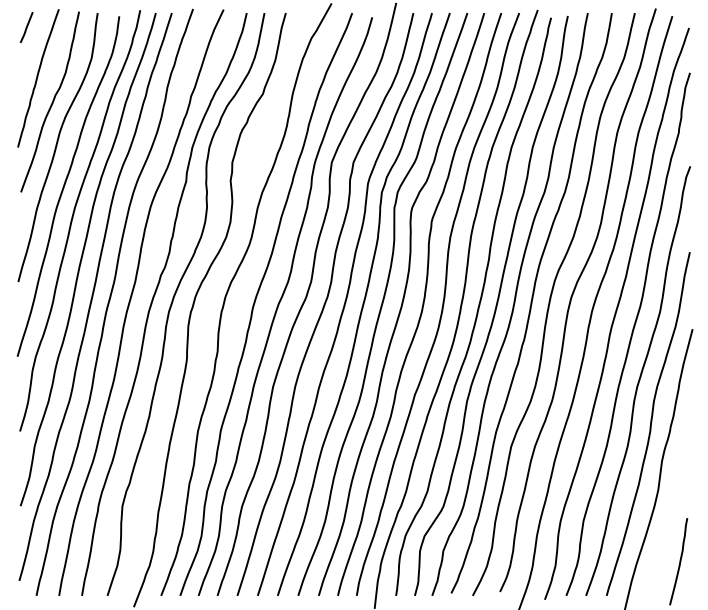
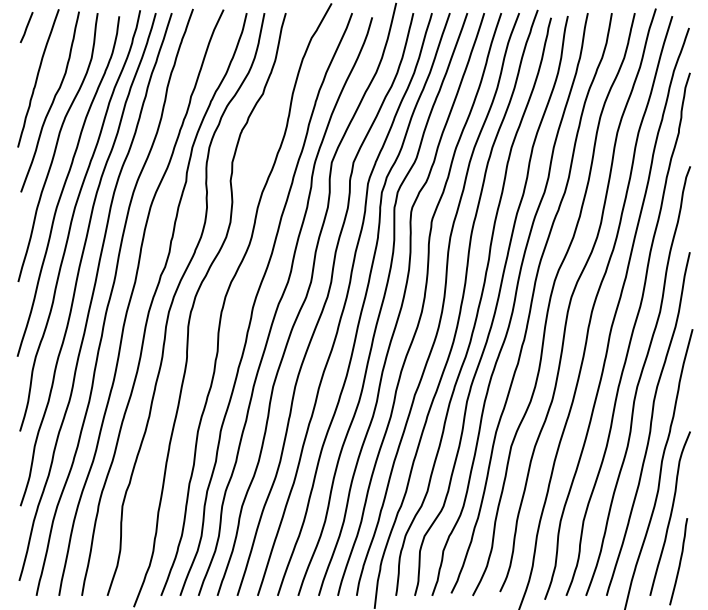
curve: none -> present (670, 513)
